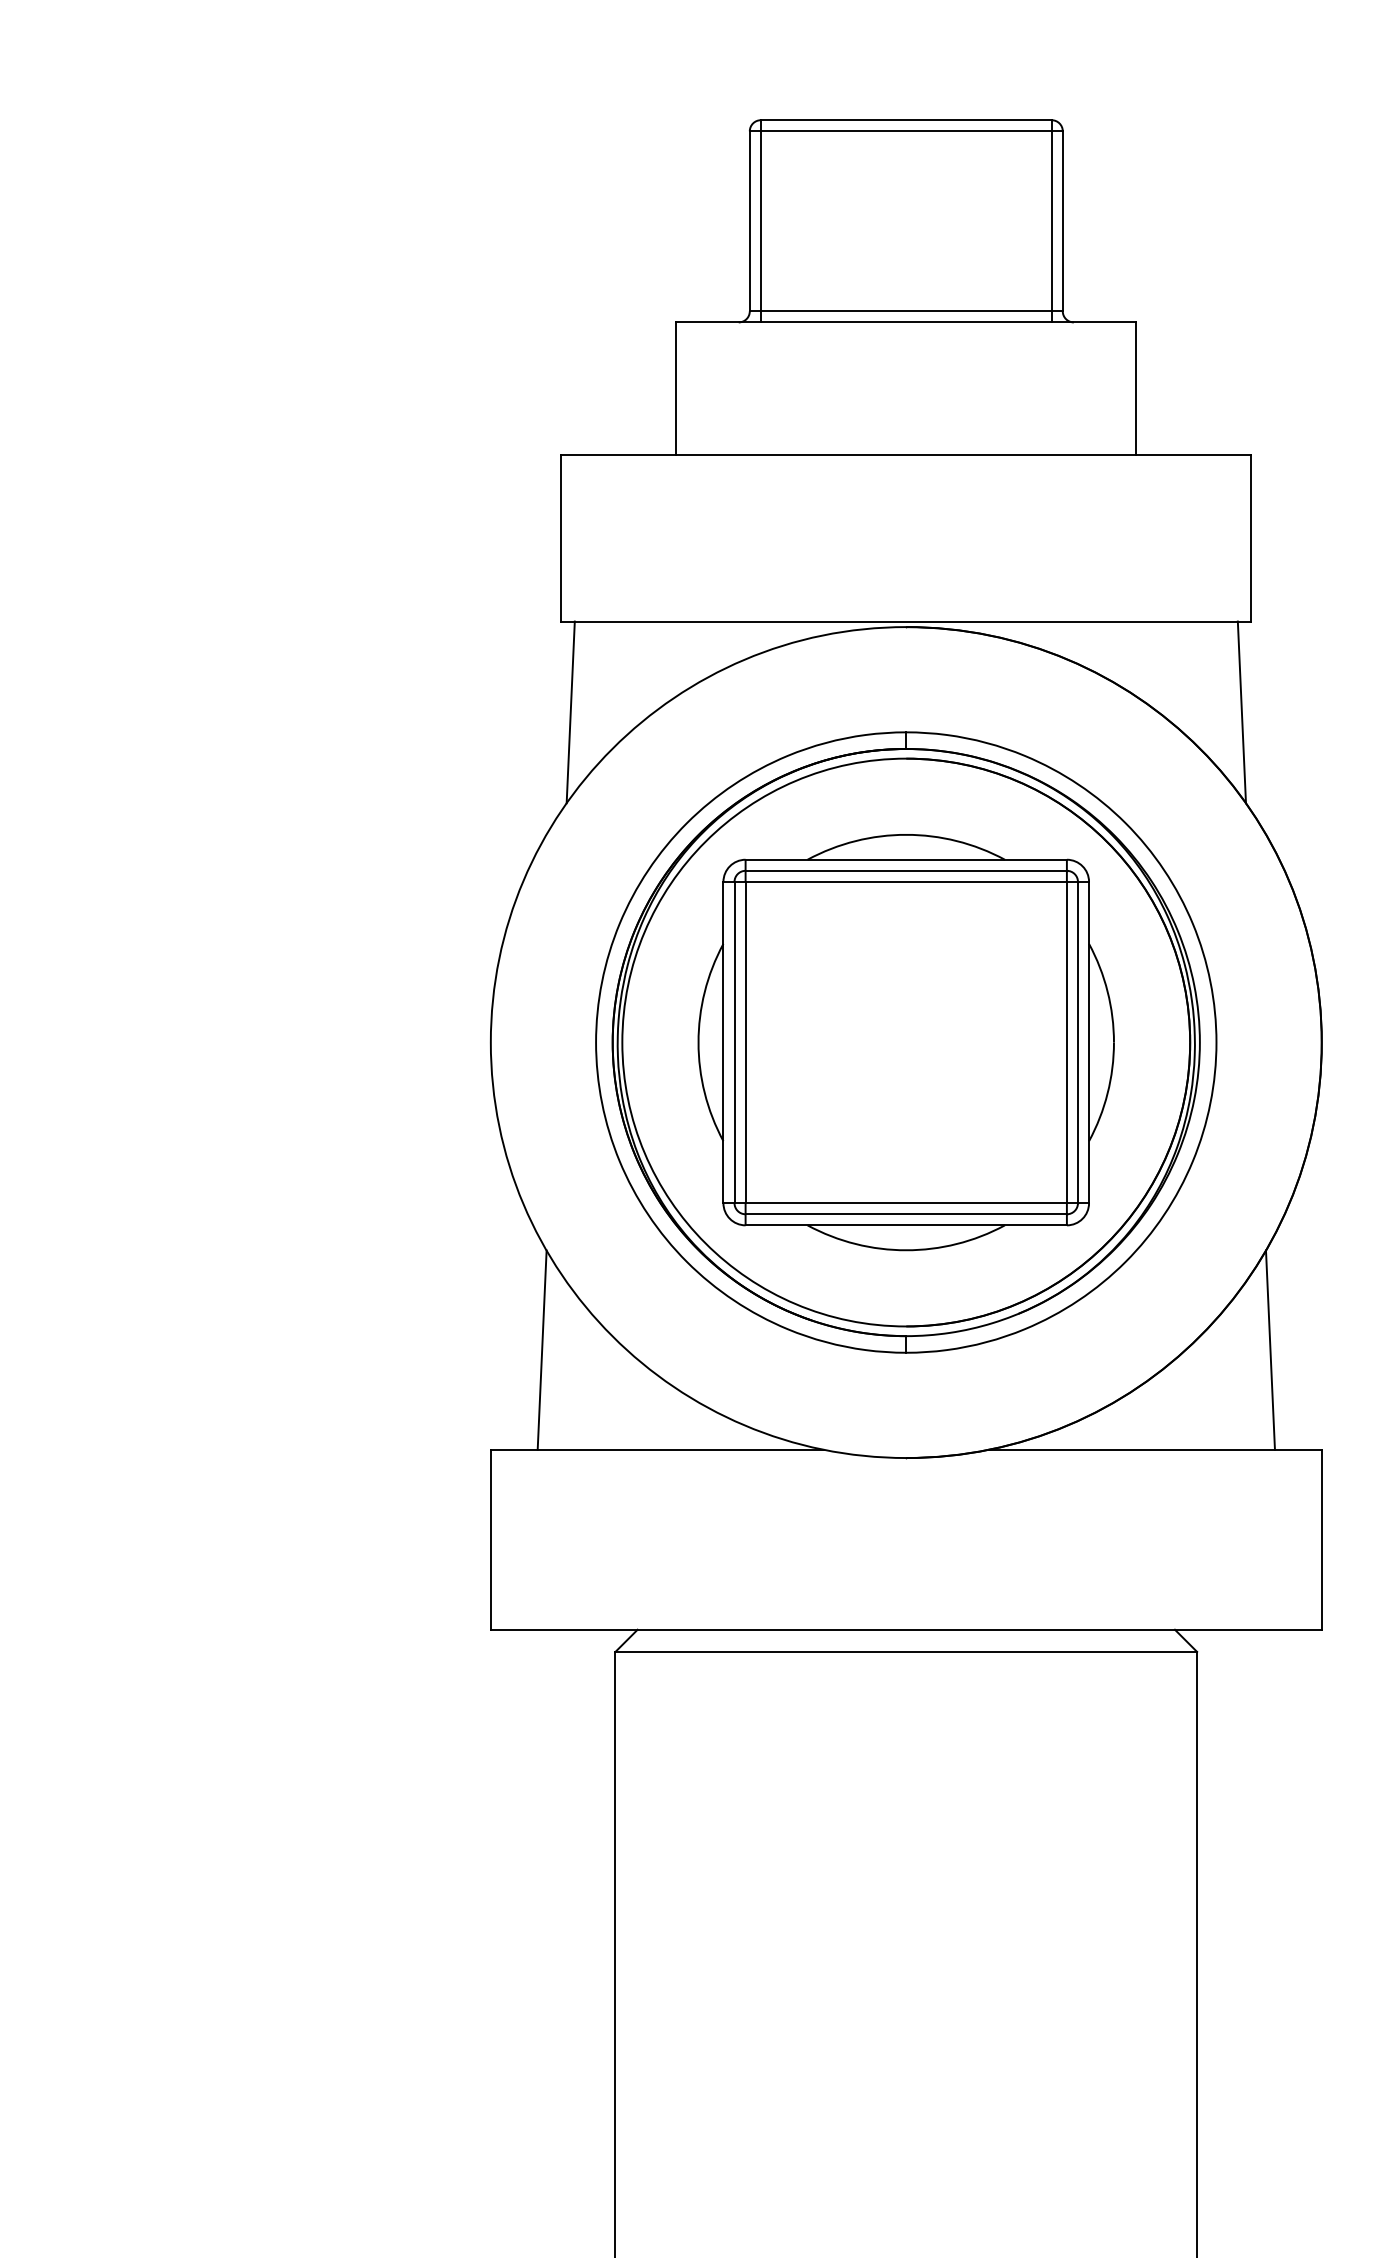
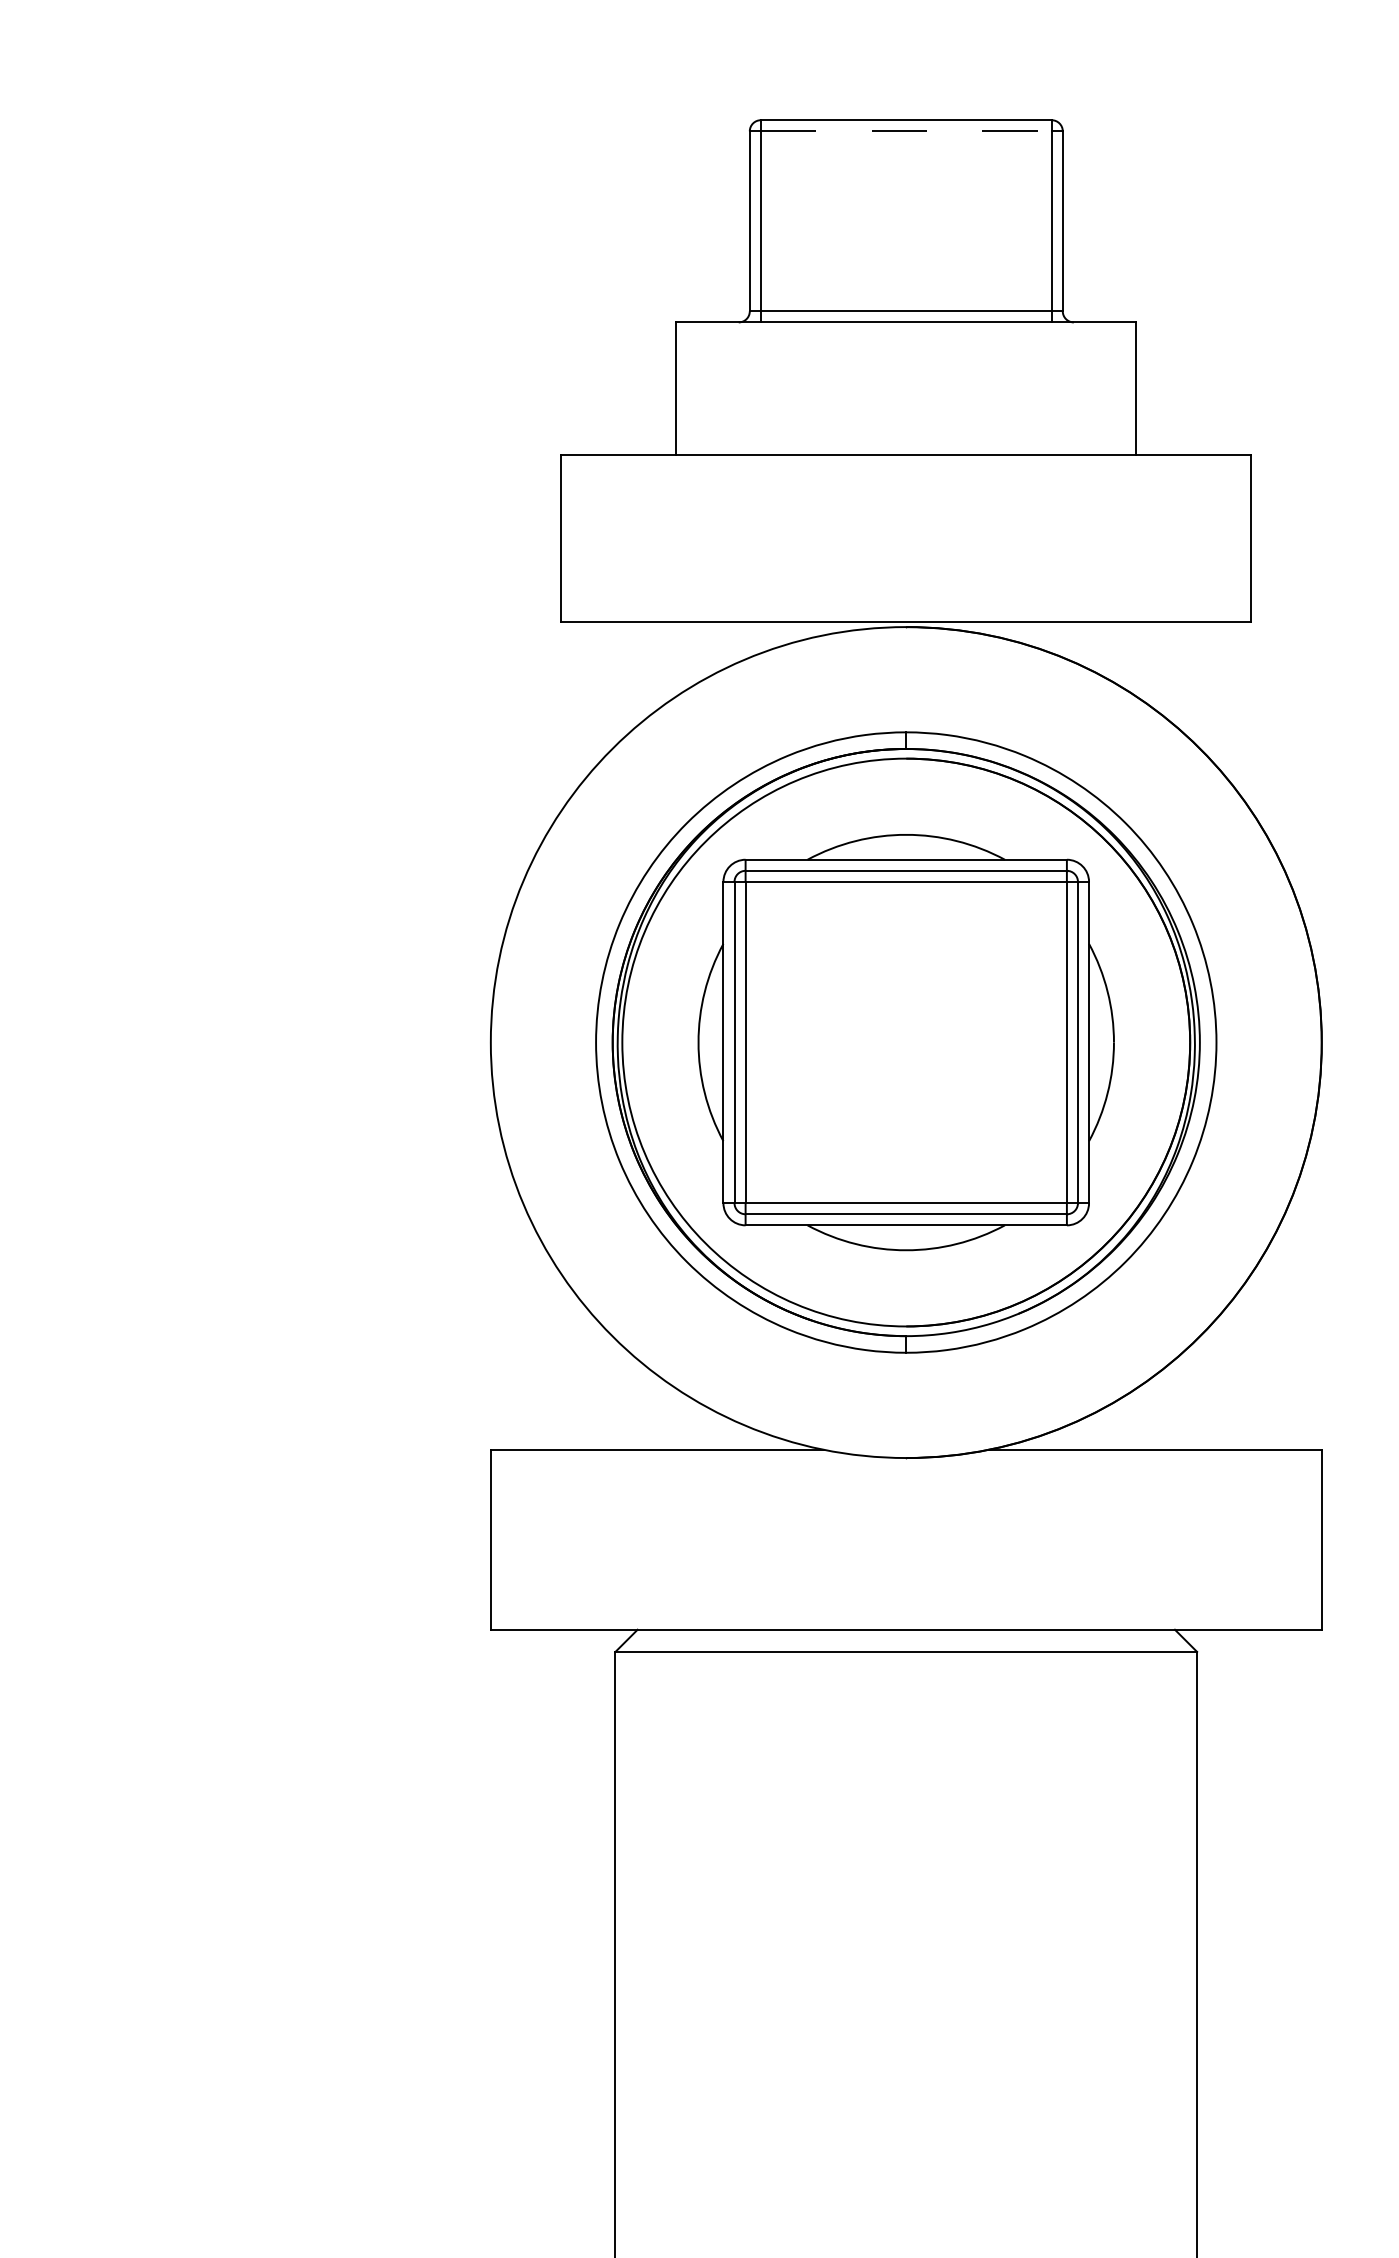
line: solid -> dashed (906, 131)
line: present -> none (570, 712)
line: present -> none (1241, 712)
line: present -> none (541, 1349)
line: present -> none (1269, 1349)
